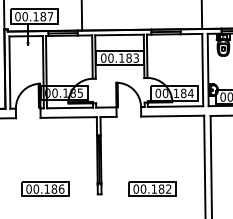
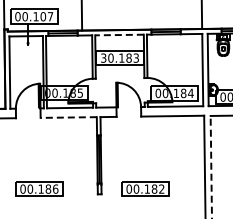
text: 00.187 -> 00.107 (43, 16)
line: solid -> dashed (119, 35)
text: 00.183 -> 30.183 (103, 57)
line: solid -> dashed (68, 117)
line: solid -> dashed (211, 166)
part position: (45, 188) -> (39, 188) (39, 188)
part position: (152, 188) -> (145, 188) (145, 188)
